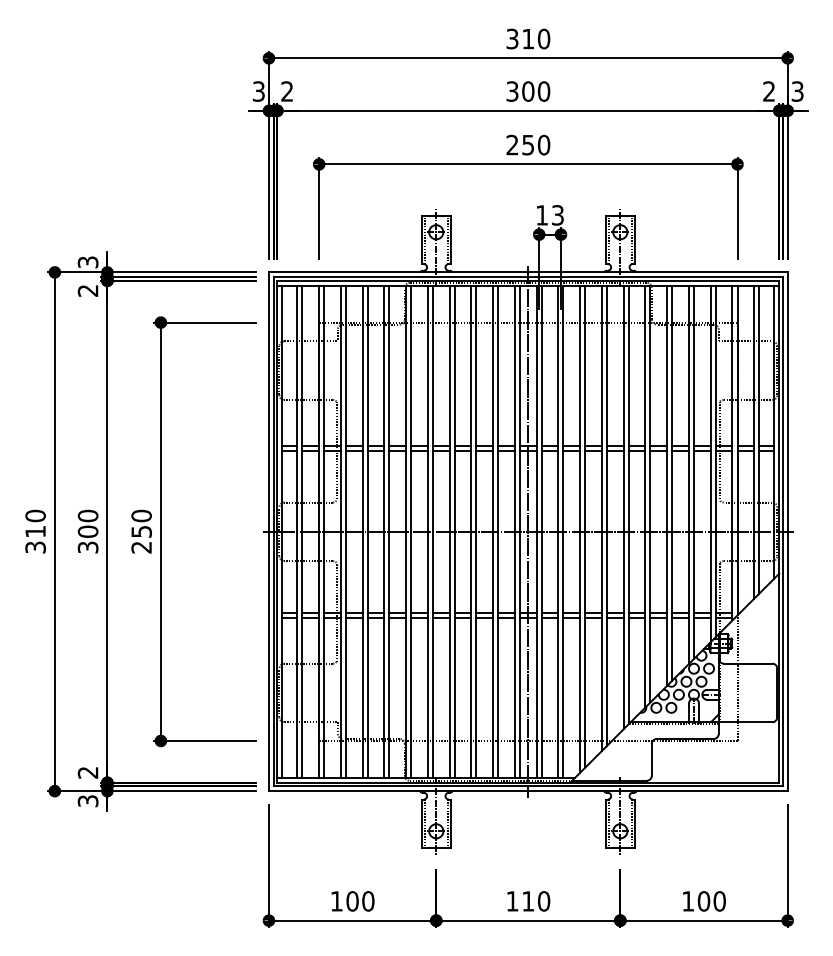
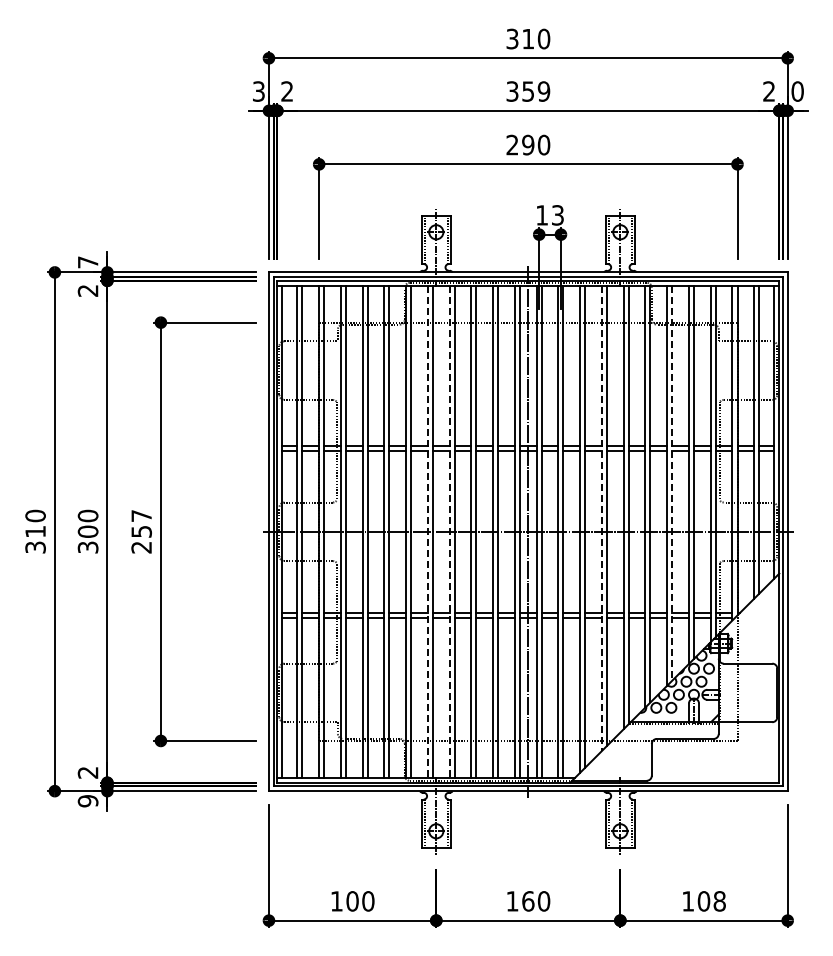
text: 300 -> 359 (536, 91)
text: 3 -> 0 (797, 91)
text: 250 -> 290 (528, 144)
text: 3 -> 7 (87, 262)
line: solid -> dashed (672, 483)
text: 250 -> 257 (141, 515)
line: solid -> dashed (601, 518)
line: solid -> dashed (427, 531)
line: solid -> dashed (449, 531)
text: 3 -> 9 (87, 801)
text: 110 -> 160 (528, 901)
text: 100 -> 108 (719, 901)
